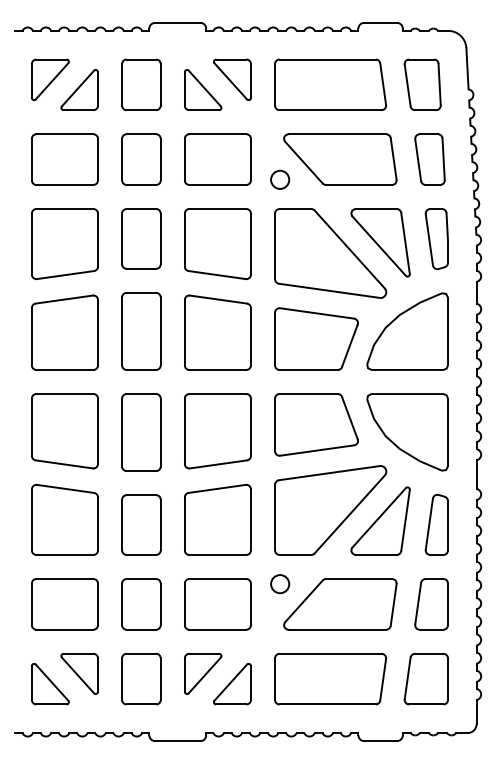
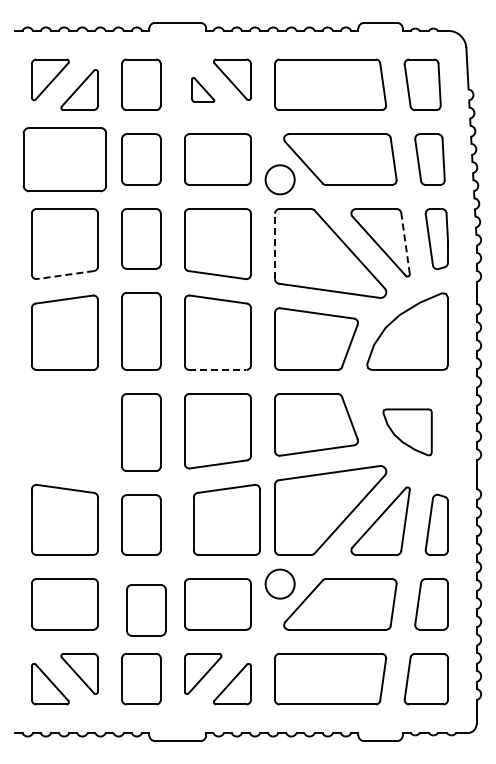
part size: 39x42 px -> 25x26 px (203, 89)
part size: 68x53 px -> 86x66 px (64, 159)
circle diameter: 18 px -> 29 px (279, 179)
line: solid -> dashed (405, 243)
line: solid -> dashed (275, 246)
line: solid -> dashed (65, 275)
line: solid -> dashed (217, 369)
part: present -> none (64, 431)
part size: 83x79 px -> 51x49 px (407, 432)
part position: (217, 519) -> (226, 519) (226, 519)
circle diameter: 18 px -> 29 px (279, 583)
part position: (141, 604) -> (146, 610) (146, 610)
